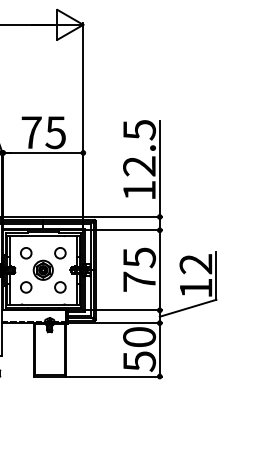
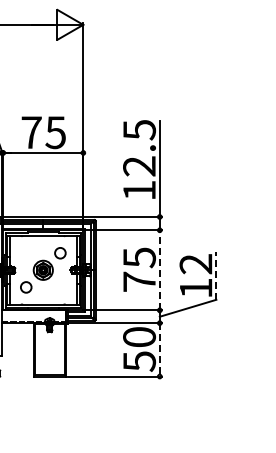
circle: present -> none (26, 253)
line: solid -> dashed (159, 269)
line: solid -> dashed (216, 275)
circle: present -> none (60, 287)
line: solid -> dashed (159, 349)
